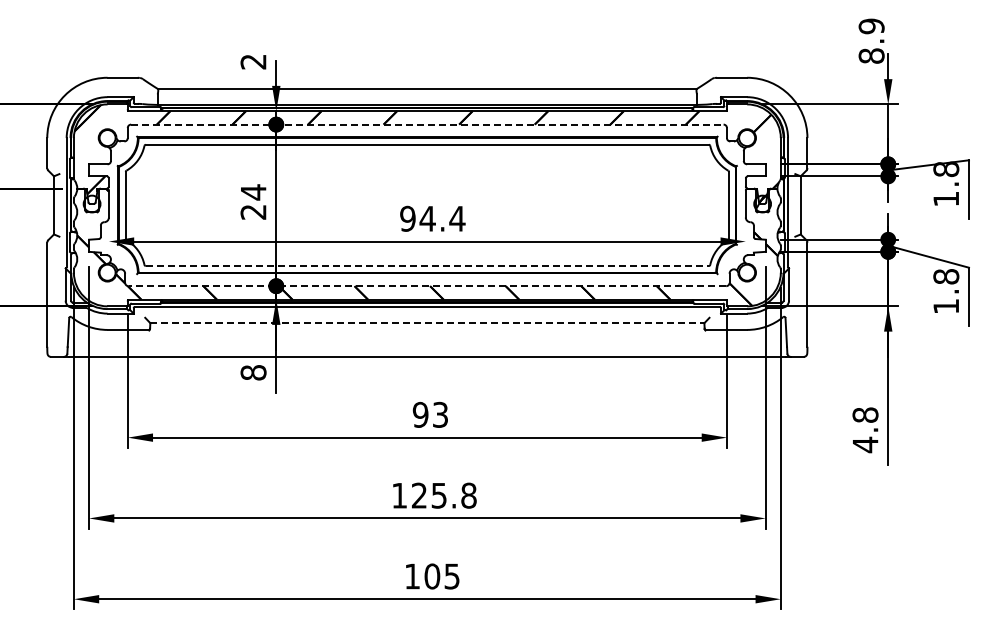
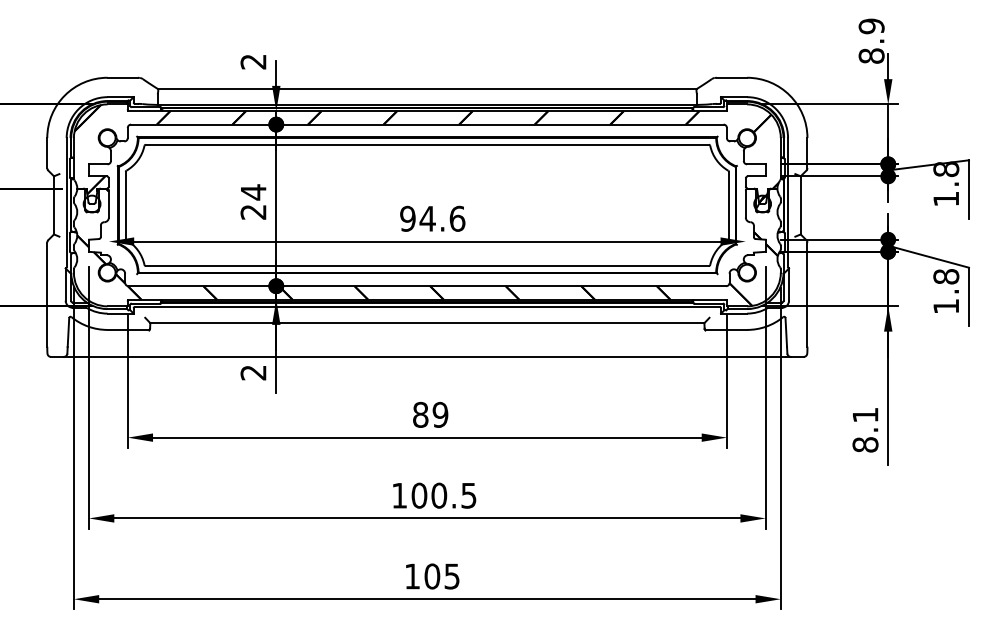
line: dashed -> solid (427, 124)
text: 94.4 -> 94.6 (457, 218)
line: dashed -> solid (427, 265)
line: dashed -> solid (427, 286)
line: dashed -> solid (427, 323)
text: 8 -> 2 (253, 372)
text: 93 -> 89 (430, 414)
text: 4.8 -> 8.1 (865, 430)
text: 125.8 -> 100.5 (443, 495)
